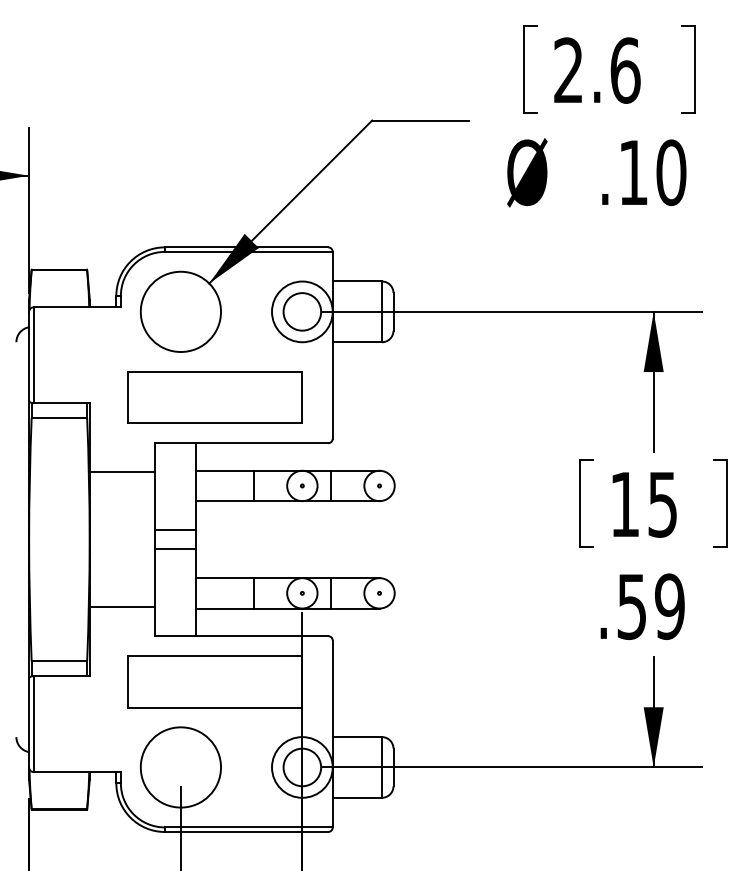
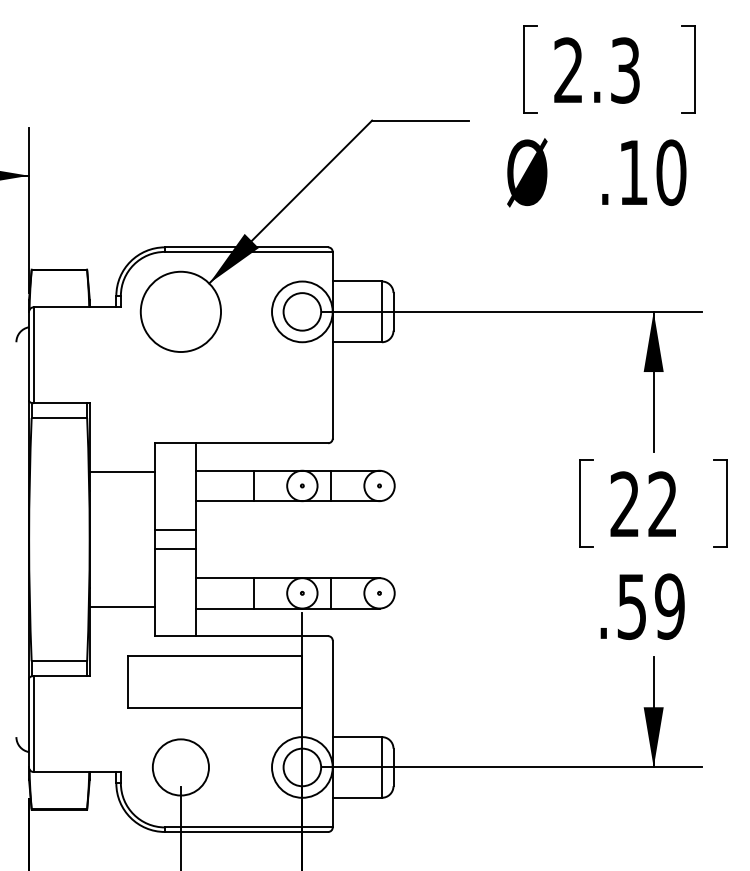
text: 2.6 -> 2.3 (625, 70)
part: present -> none (214, 397)
text: 15 -> 22 (643, 504)
circle diameter: 80 px -> 56 px (180, 767)
